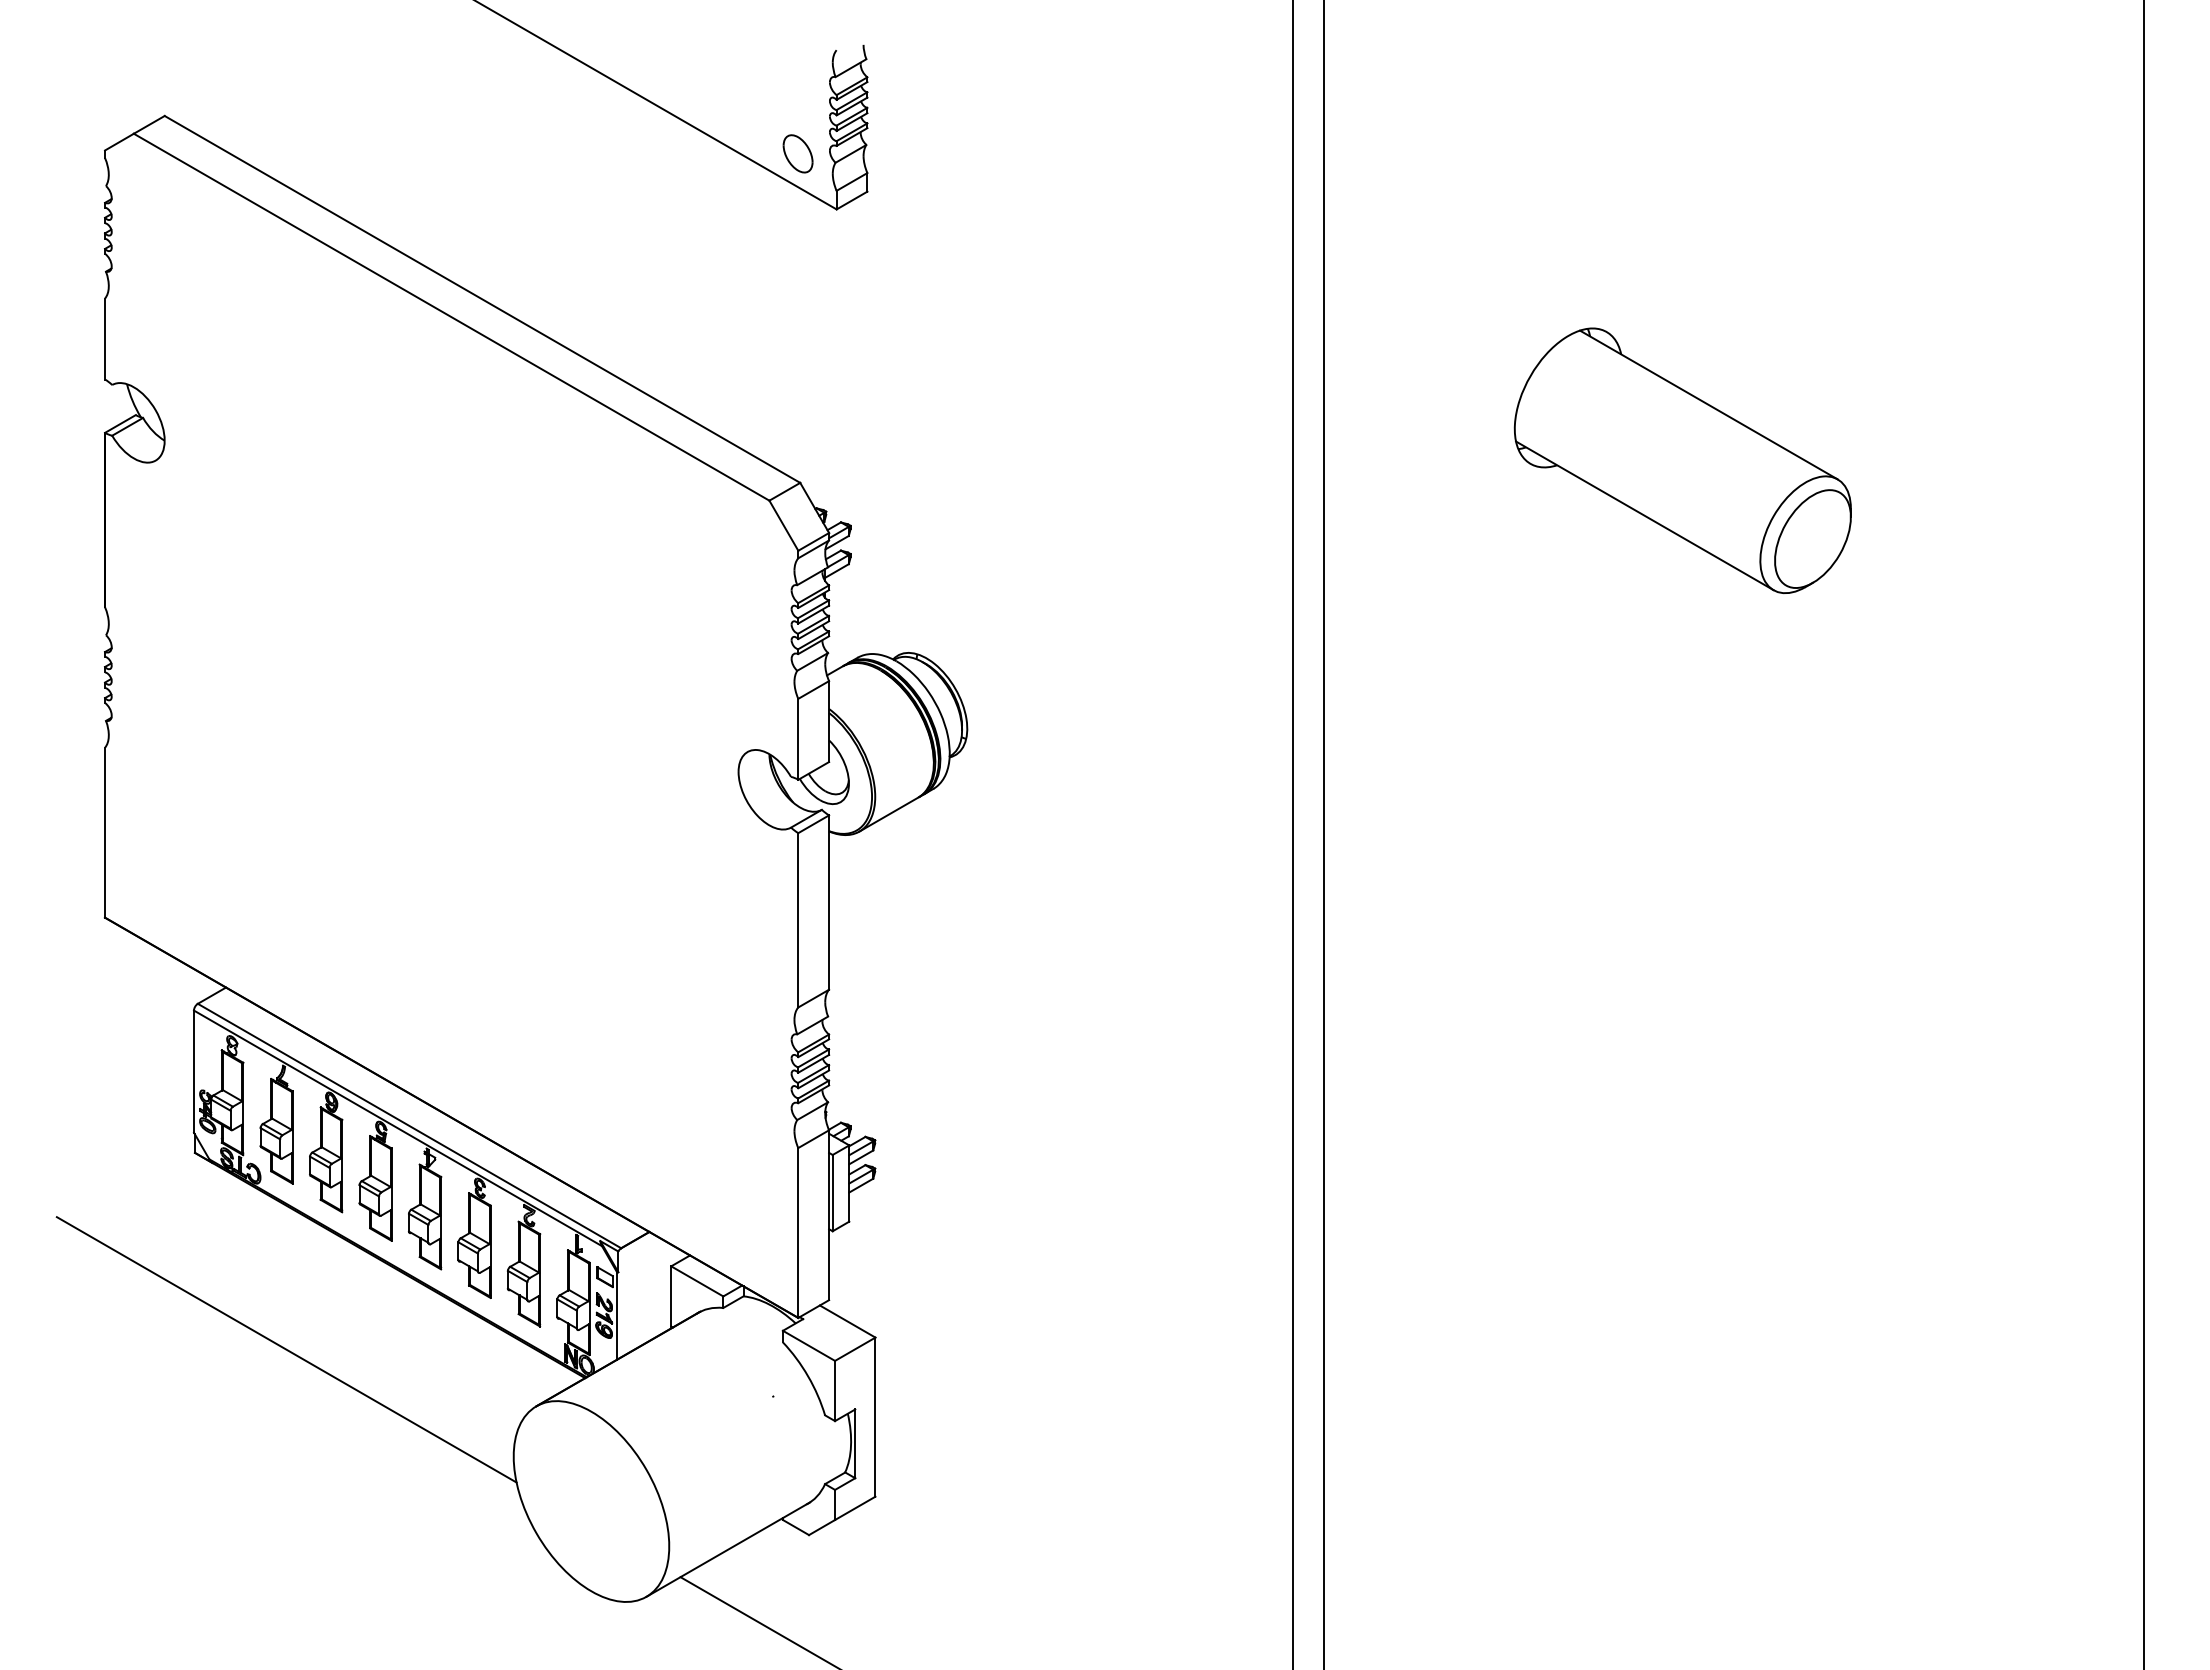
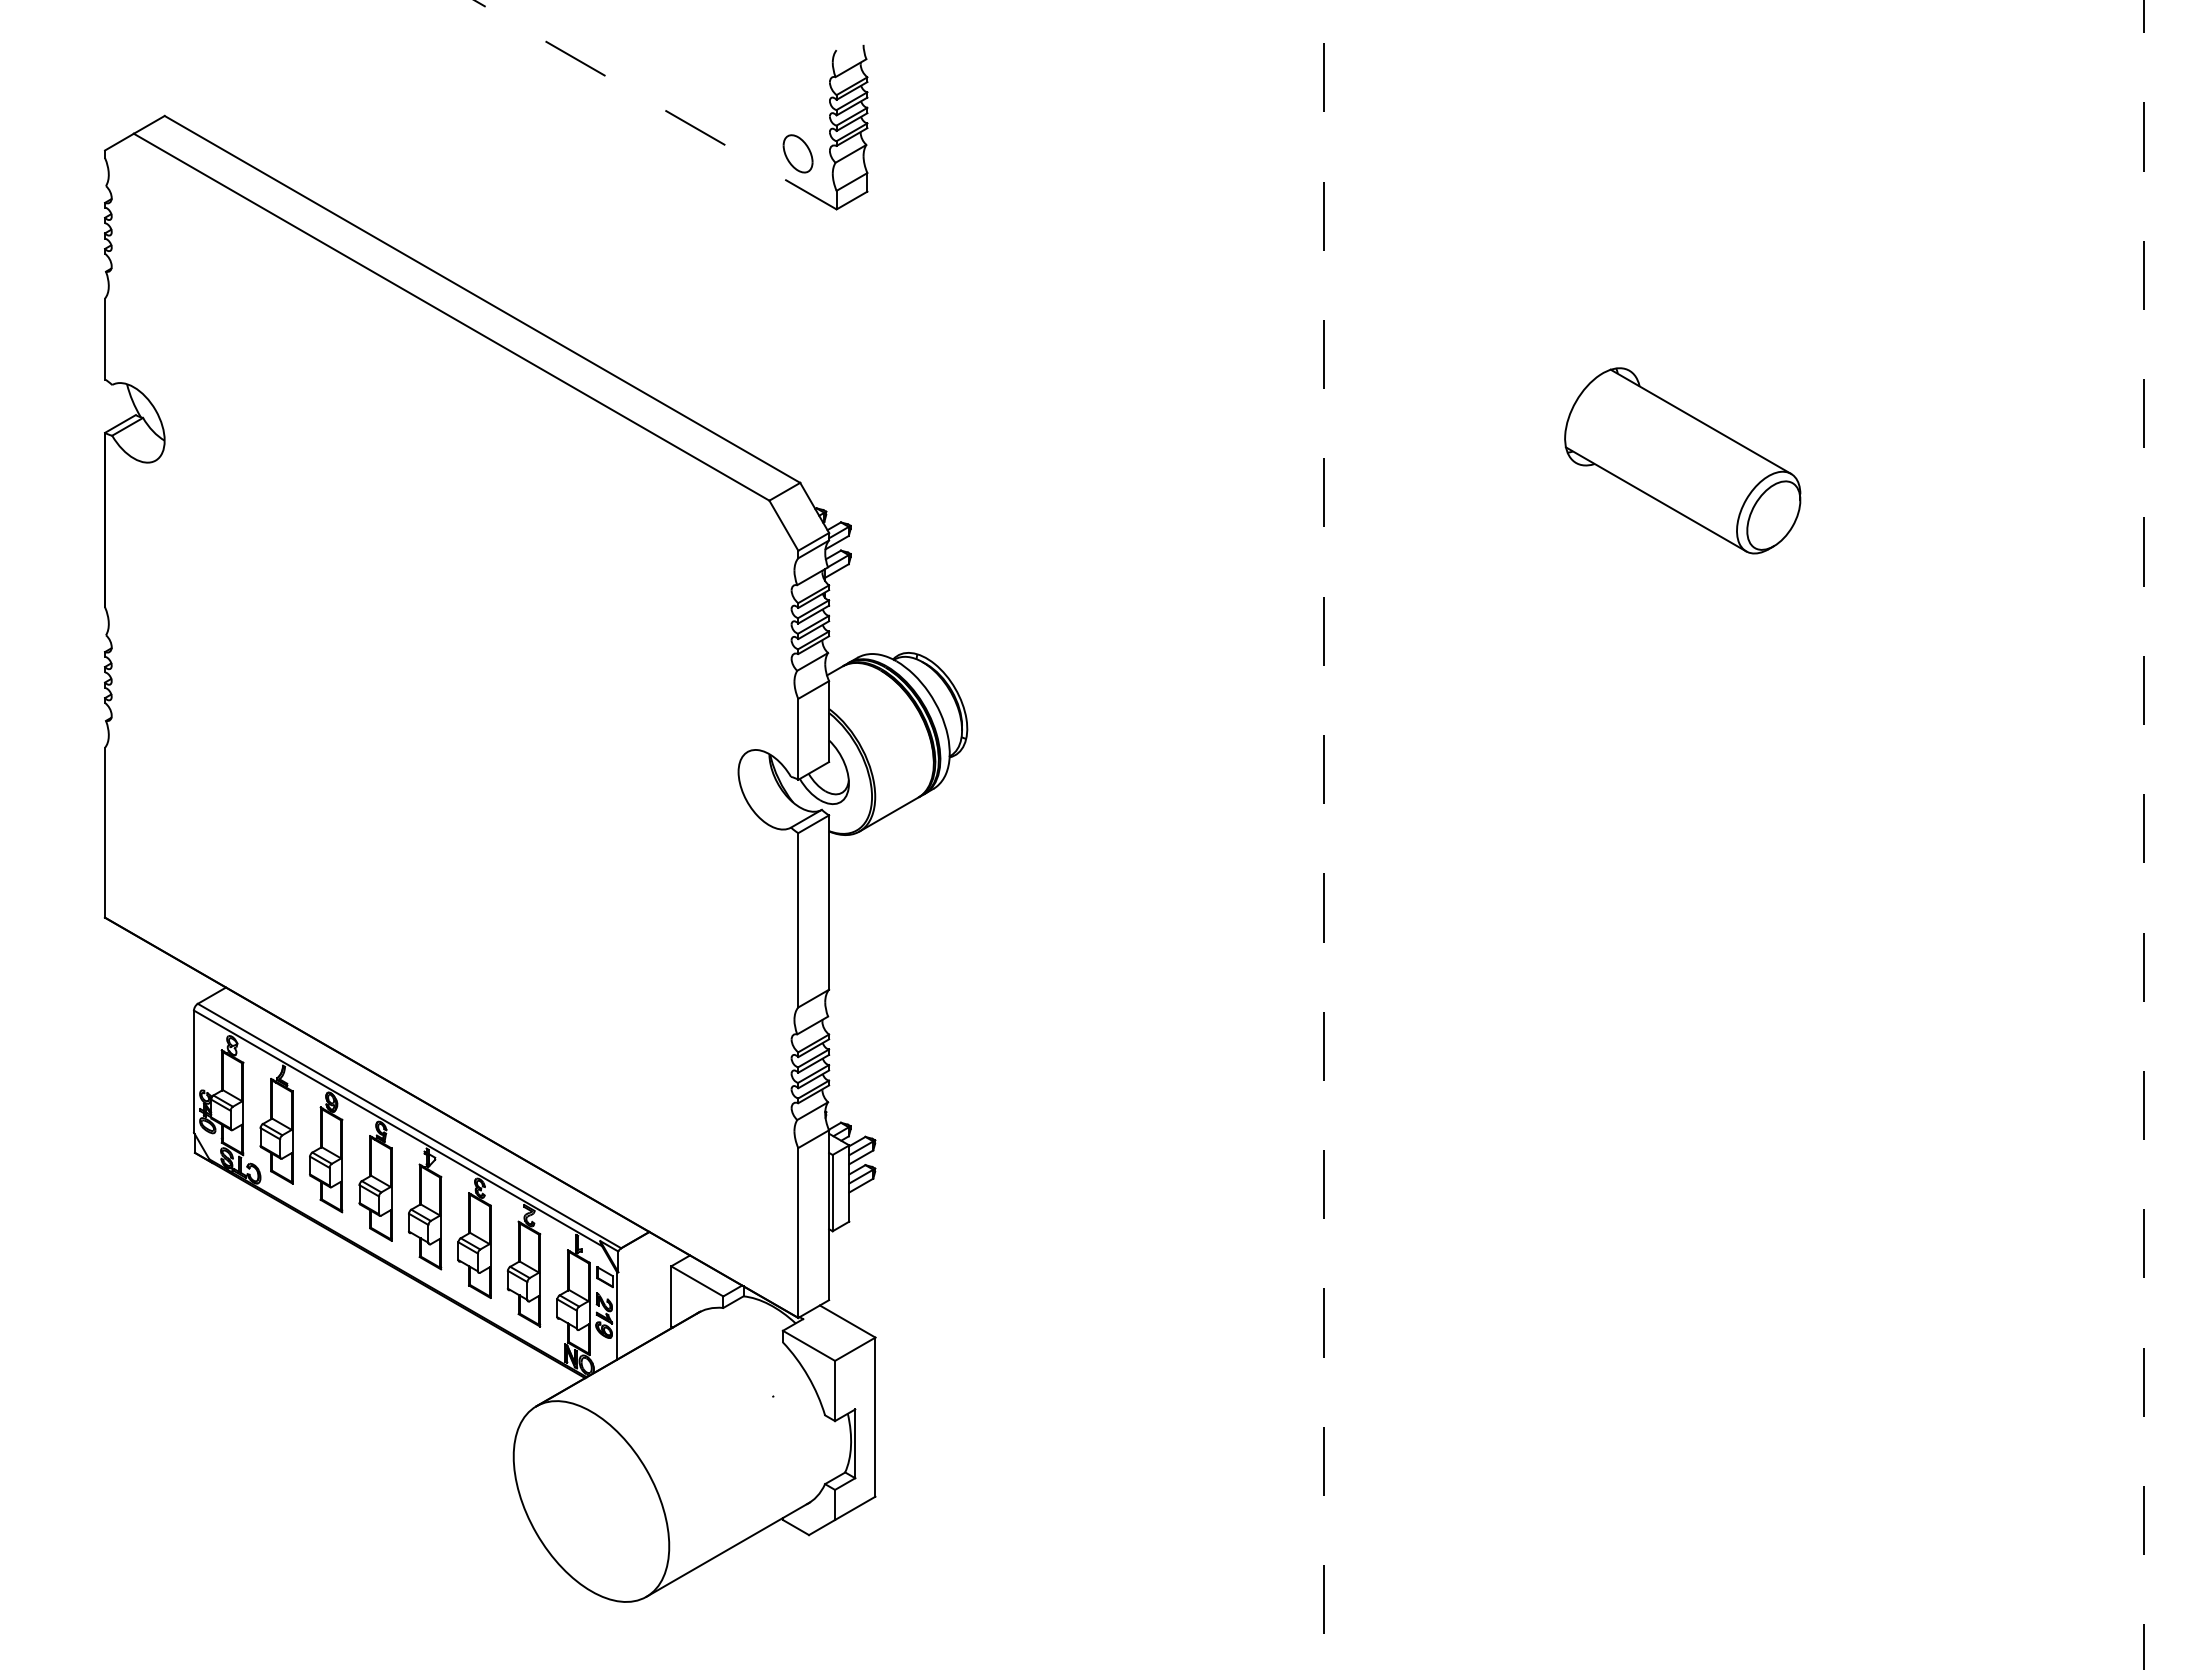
line: solid -> dashed (655, 105)
part size: 339x268 px -> 238x188 px (1682, 460)
line: present -> none (1293, 834)
line: solid -> dashed (1324, 835)
line: solid -> dashed (2143, 835)
line: present -> none (286, 1349)
line: present -> none (757, 1621)
